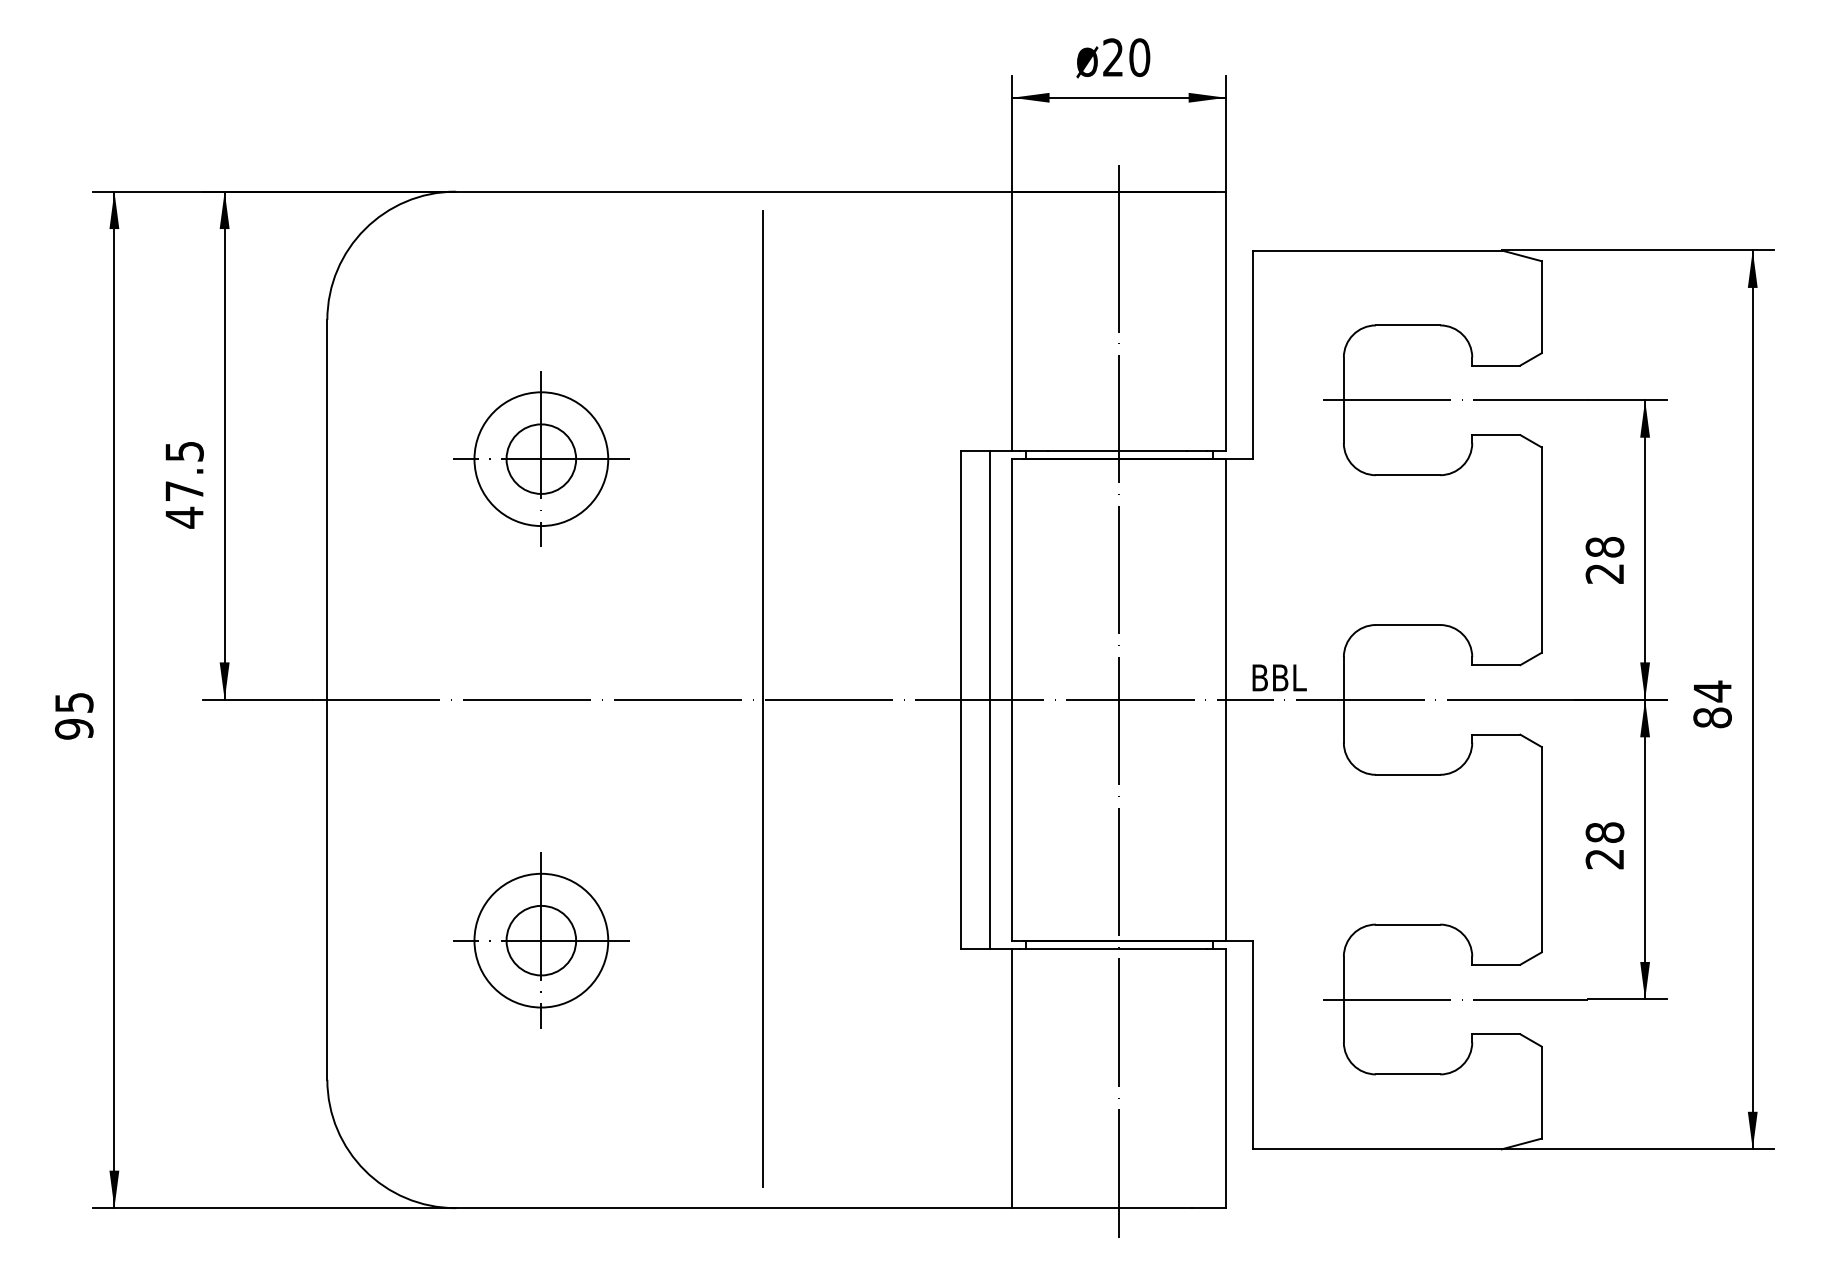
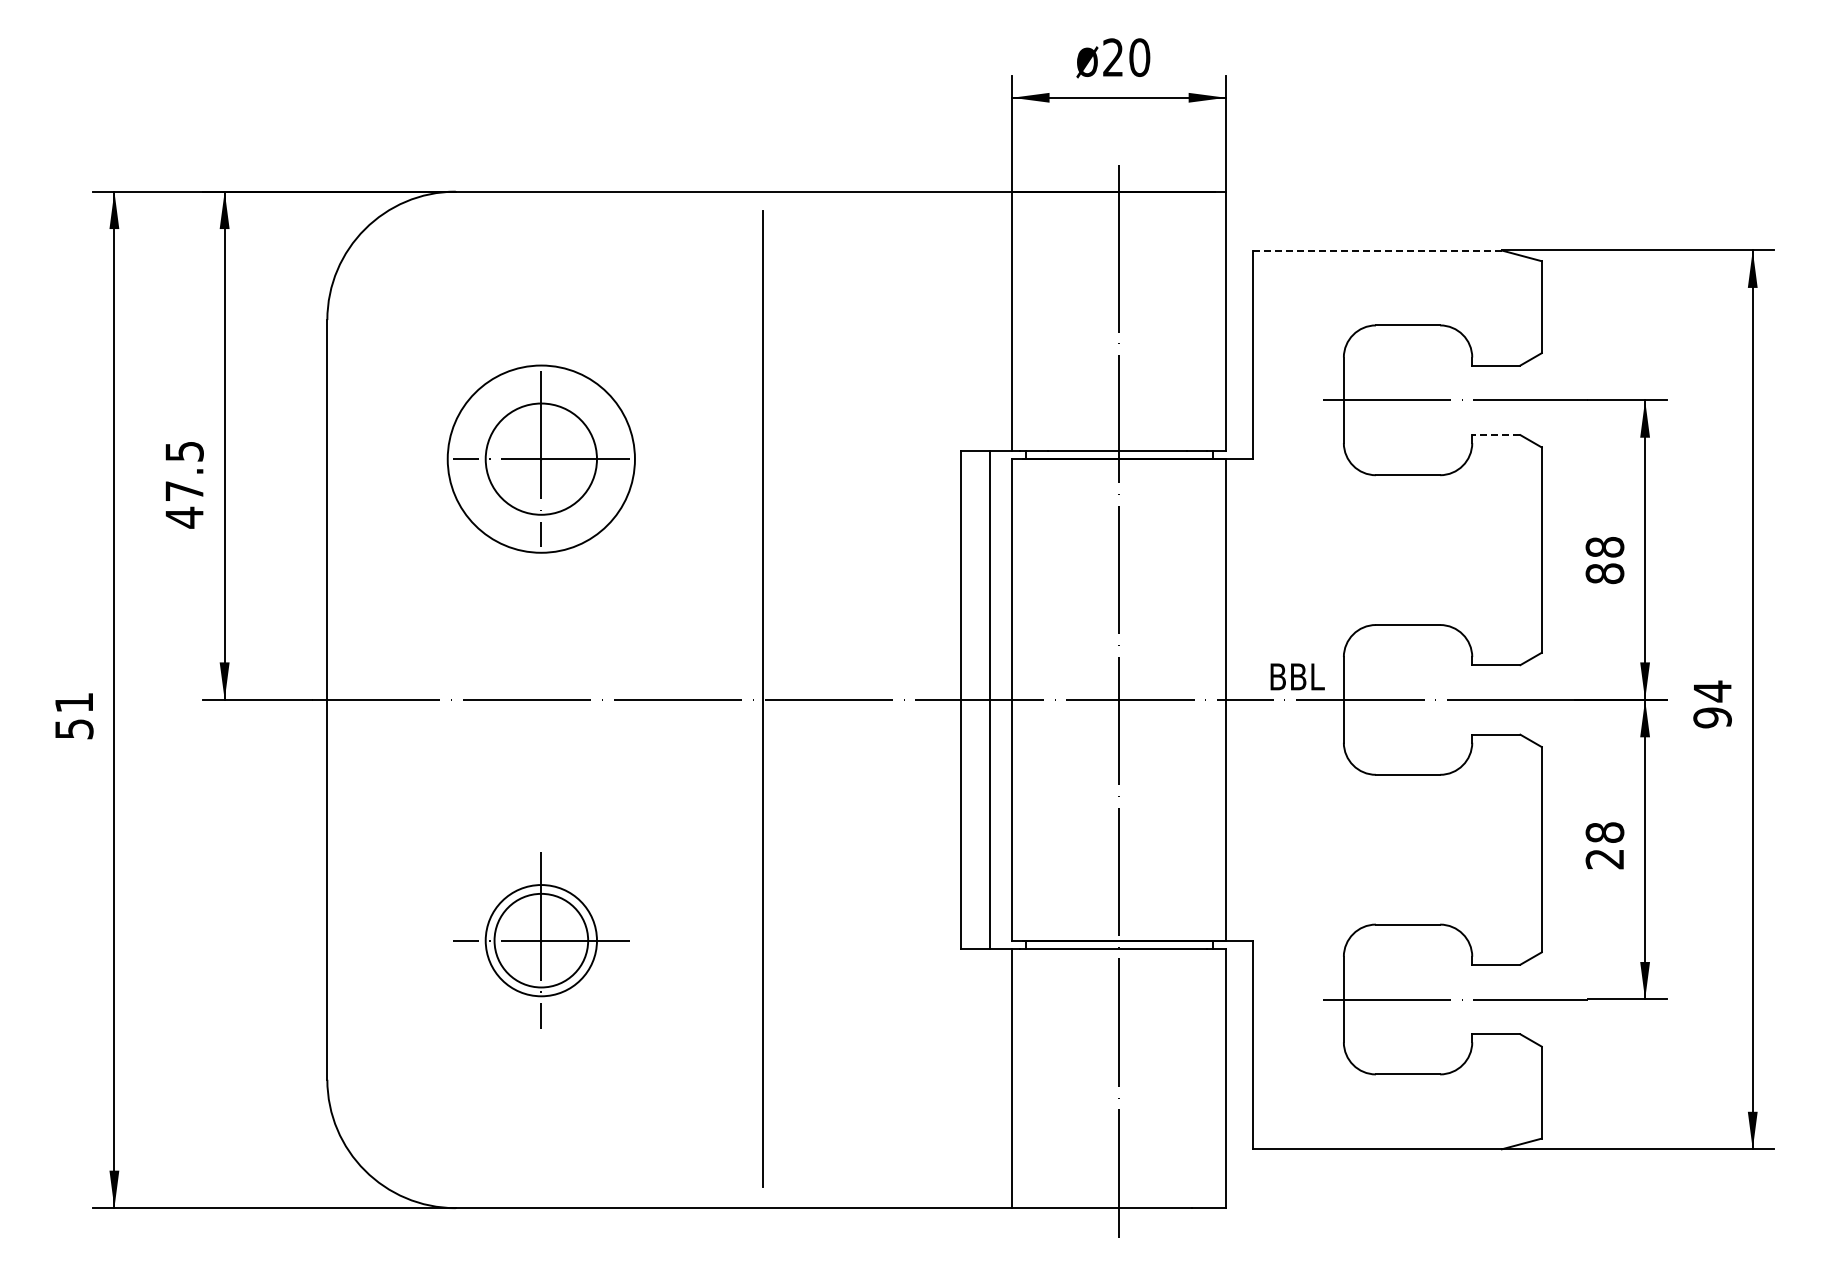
line: solid -> dashed (1377, 250)
line: solid -> dashed (1495, 435)
circle diameter: 70 px -> 111 px (541, 458)
circle diameter: 134 px -> 187 px (540, 458)
text: 28 -> 88 (1604, 573)
text position: (1279, 677) -> (1297, 676) (1297, 676)
text: 95 -> 51 (73, 716)
text: 84 -> 94 (1712, 717)
circle diameter: 134 px -> 94 px (541, 940)
circle diameter: 70 px -> 111 px (541, 940)
